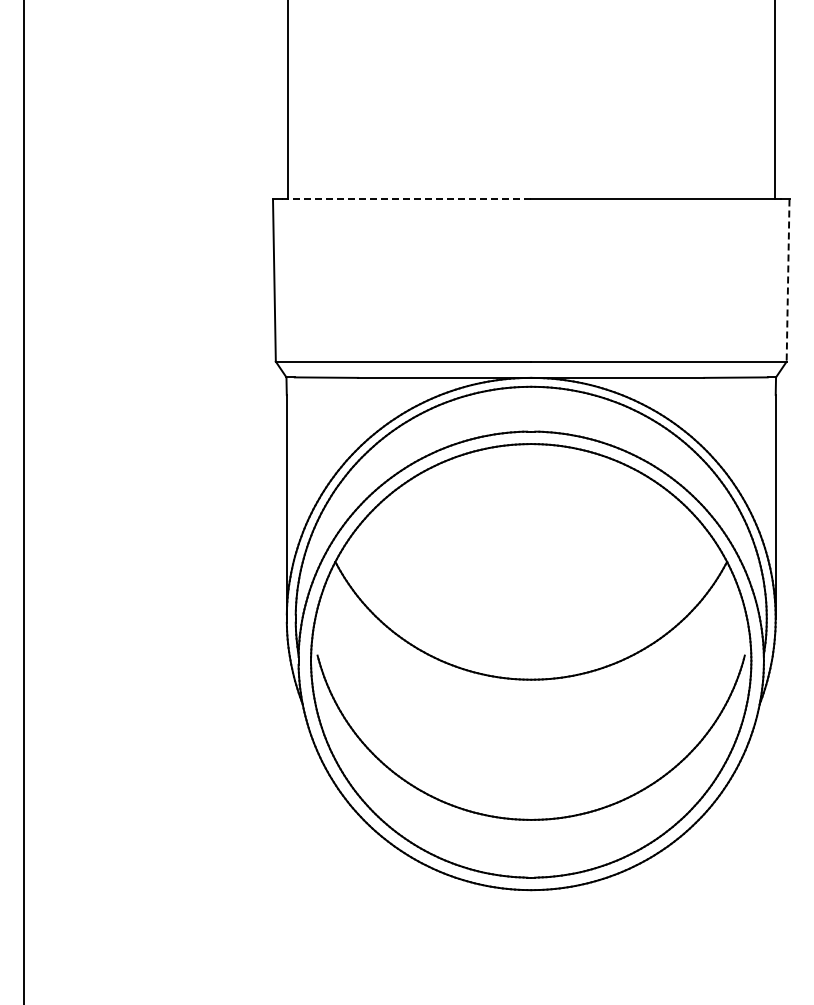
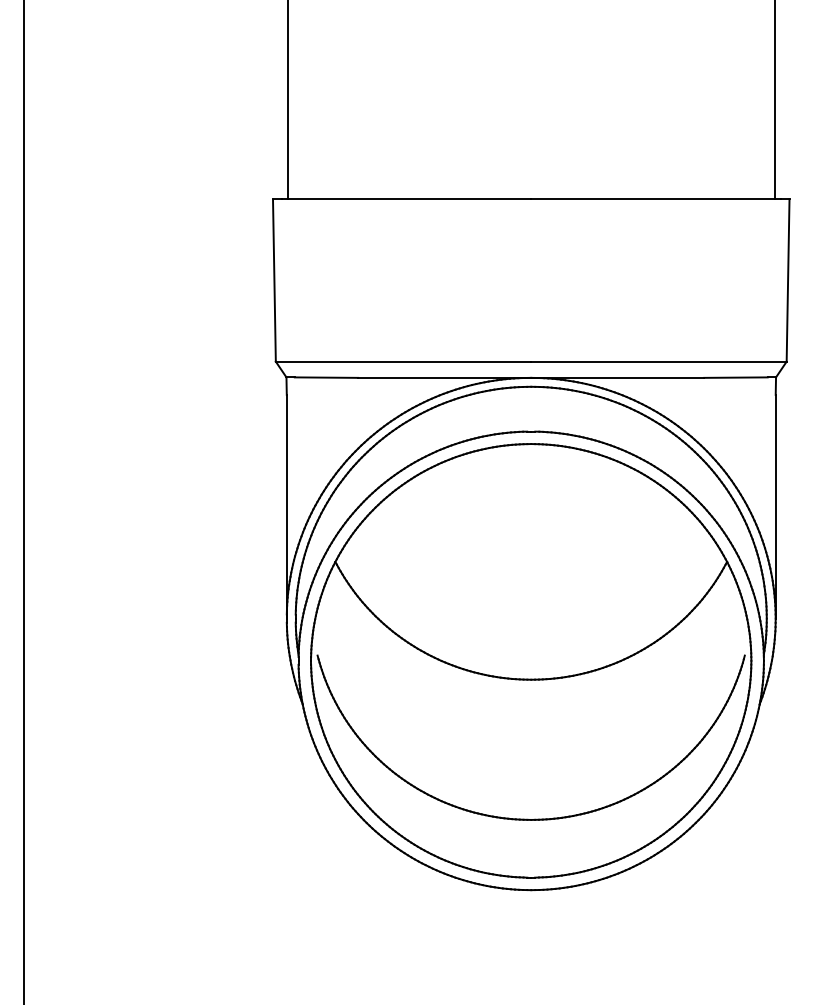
line: dashed -> solid (406, 199)
line: dashed -> solid (788, 281)
